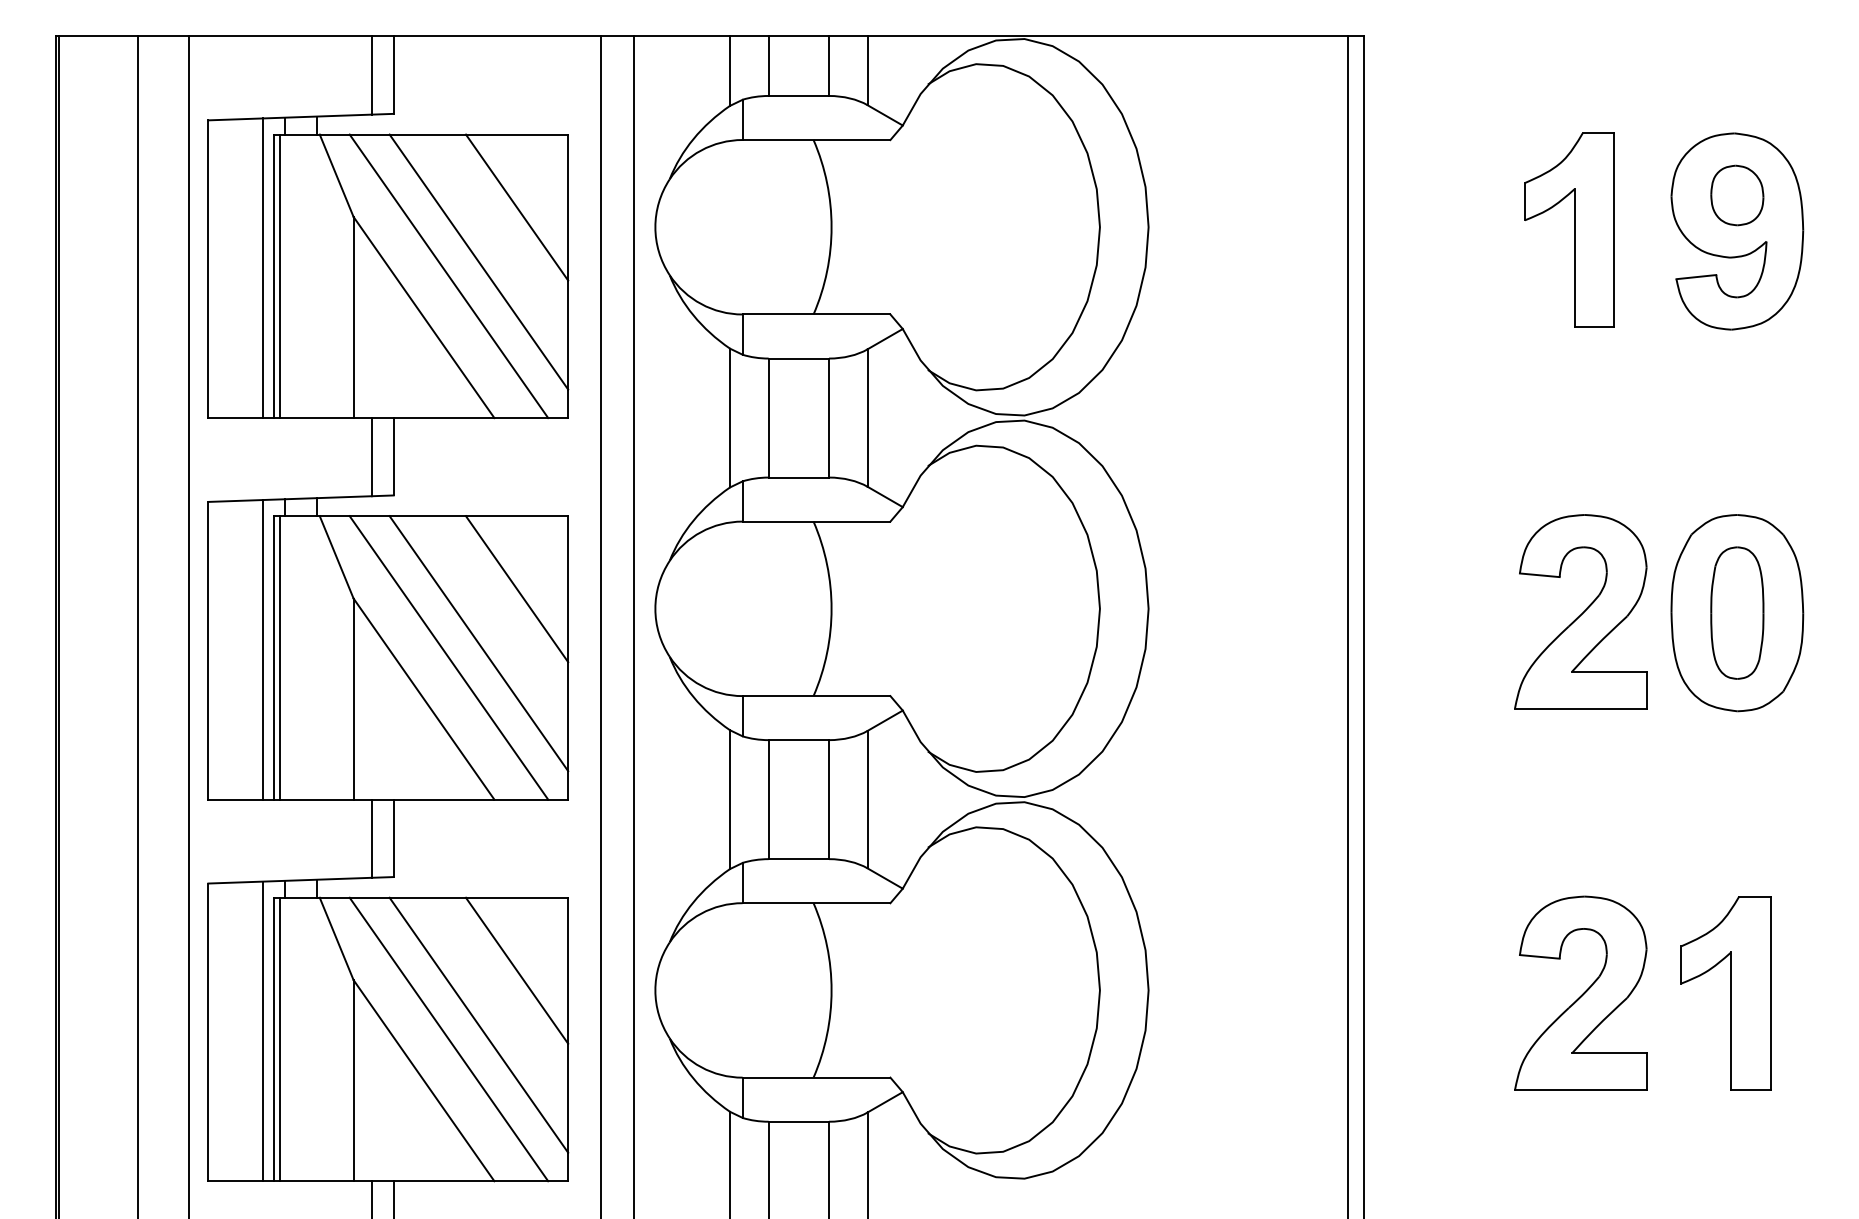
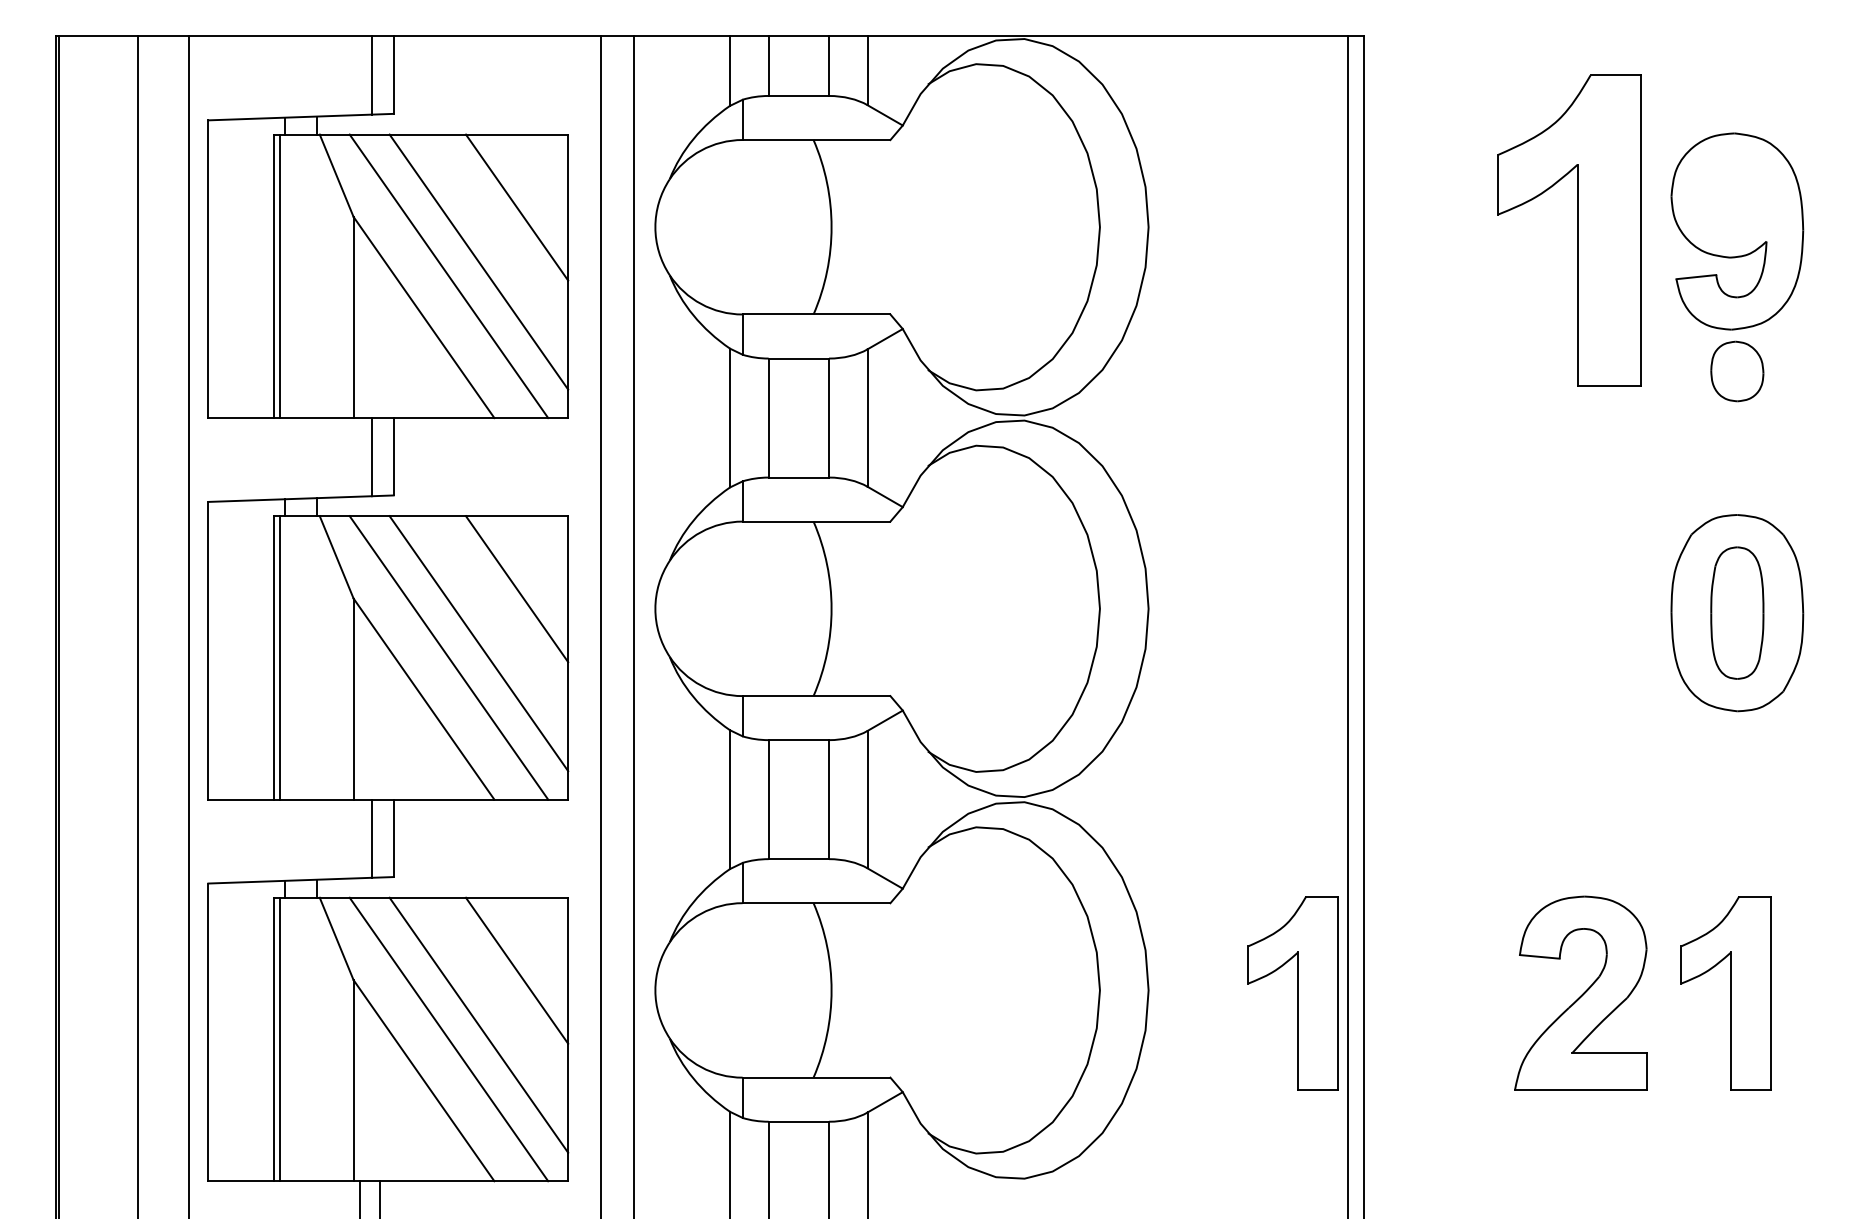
part position: (1737, 195) -> (1737, 371) (1737, 371)
part size: 91x196 px -> 145x313 px (1569, 230)
line: present -> none (262, 268)
part: present -> none (1580, 611)
line: present -> none (262, 649)
part: none -> present (1292, 993)
line: present -> none (262, 1031)
line position: (371, 1198) -> (359, 1198) (359, 1198)
line position: (393, 1198) -> (379, 1198) (379, 1198)
